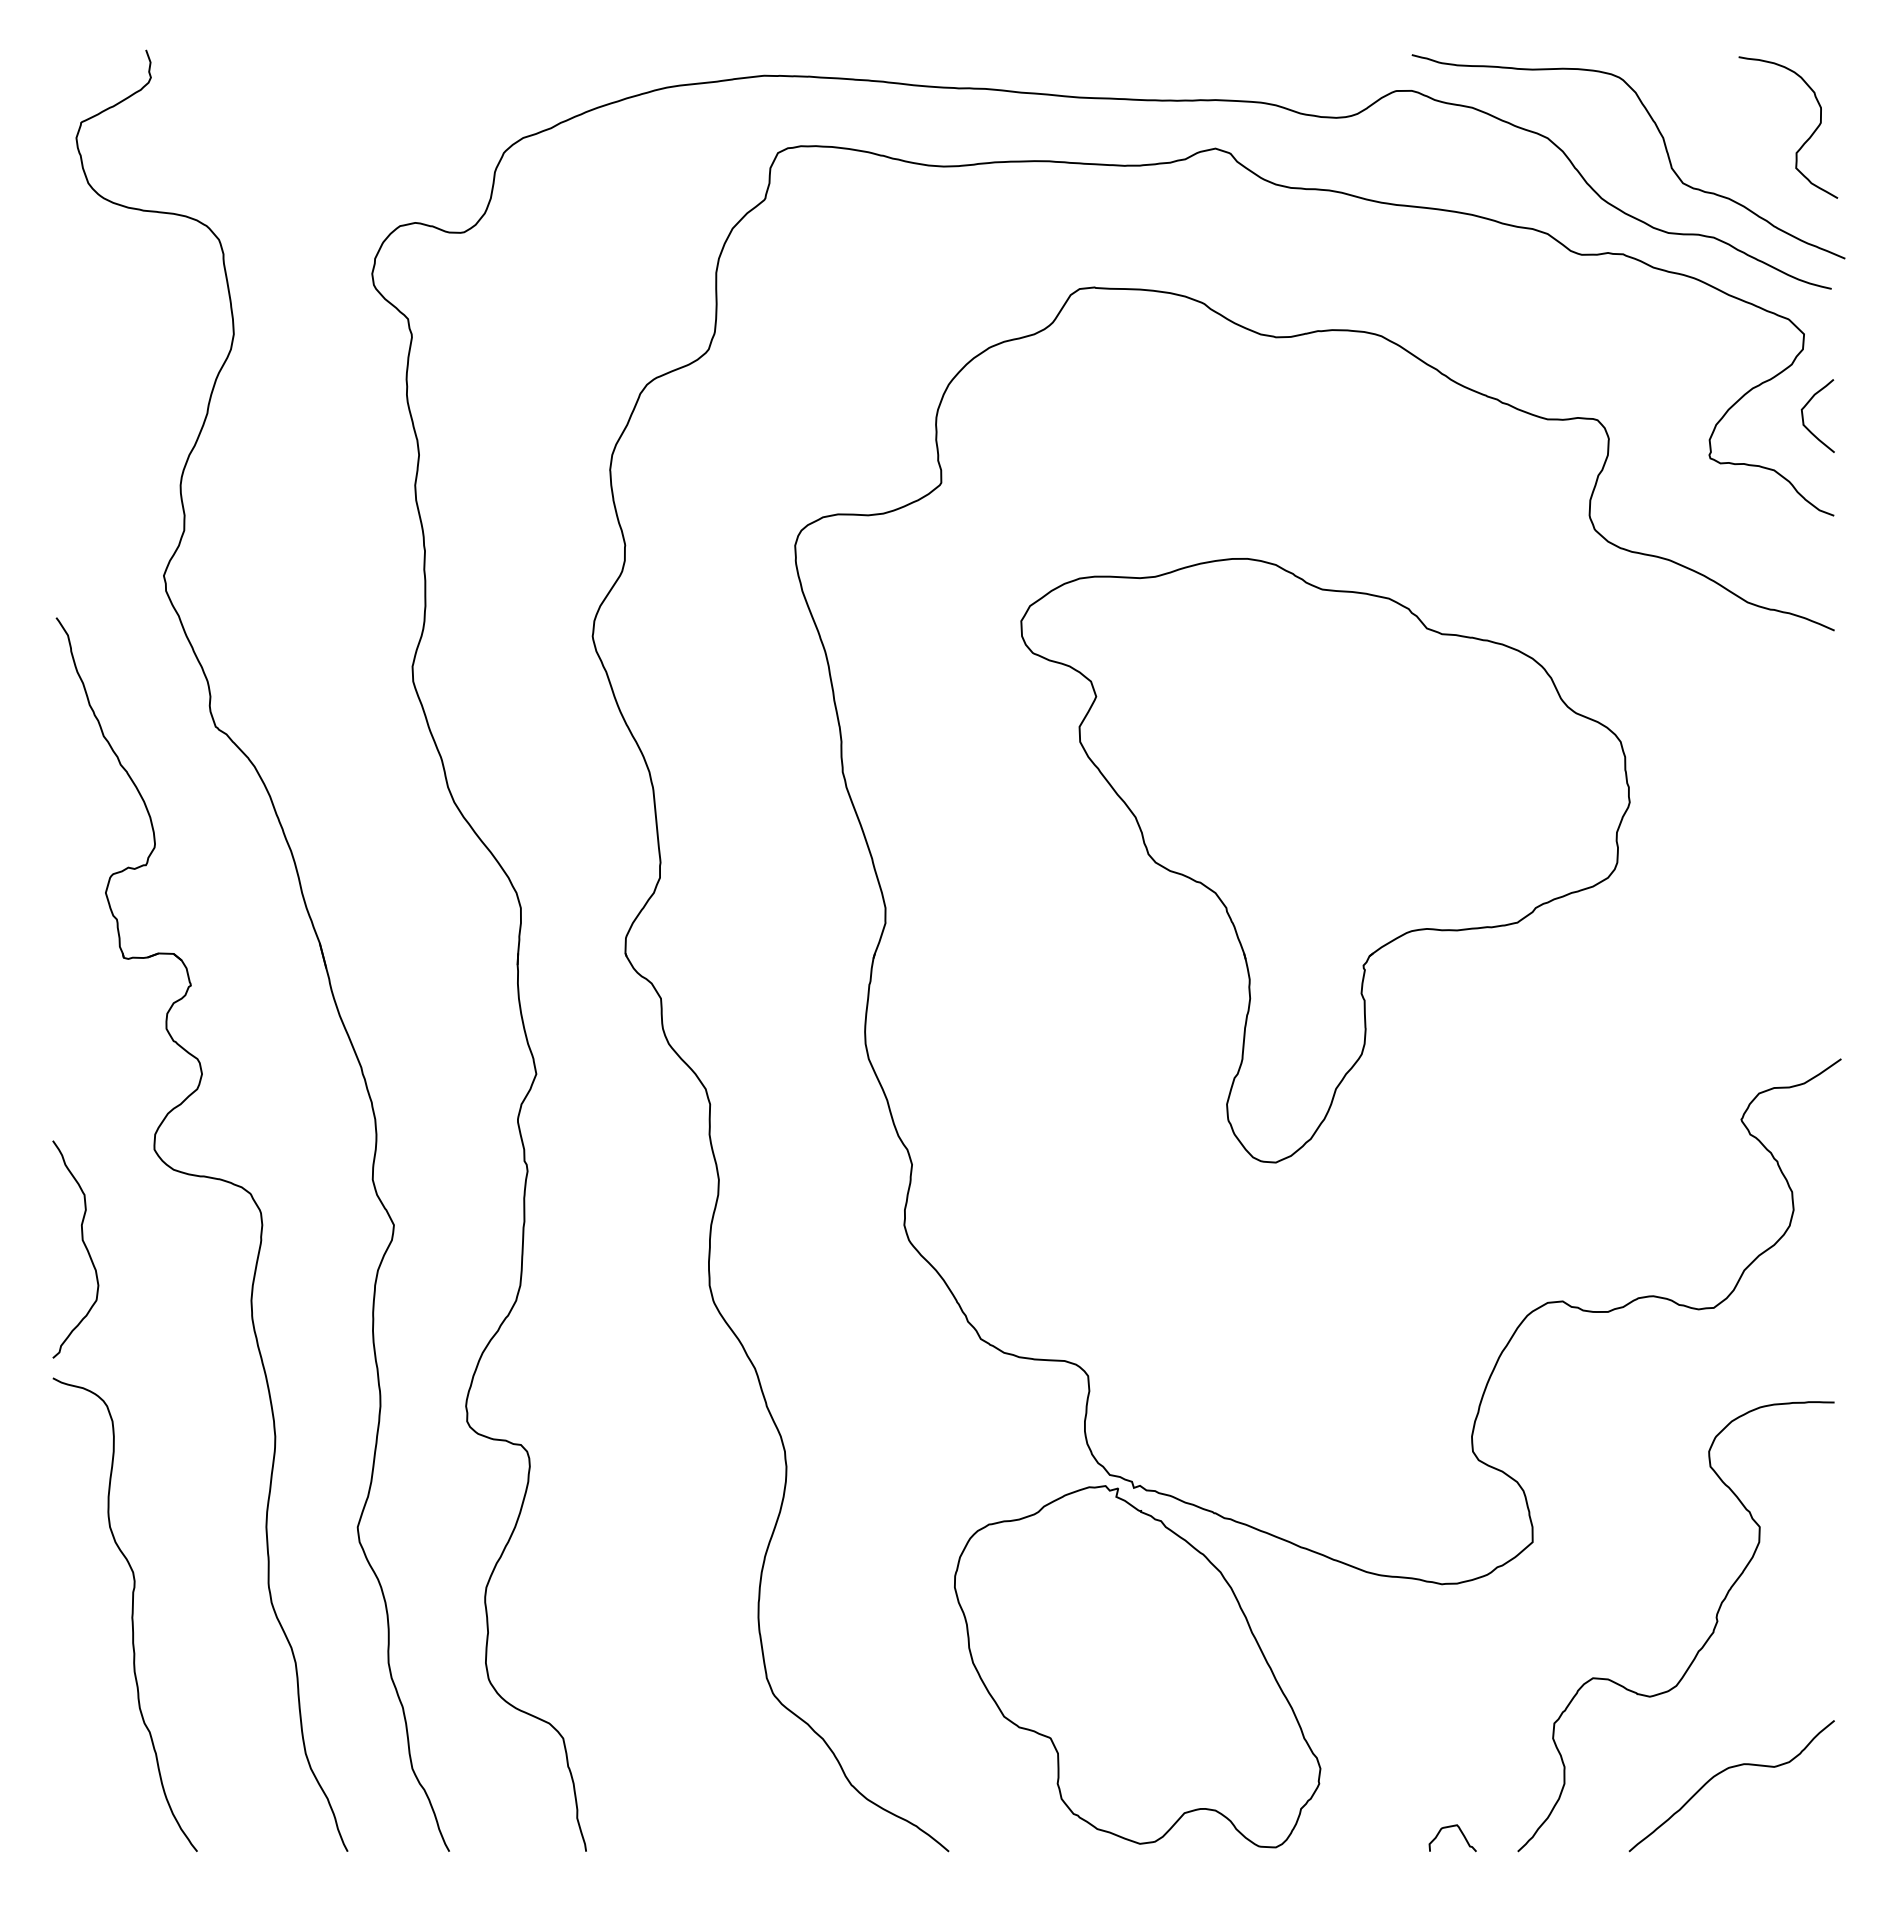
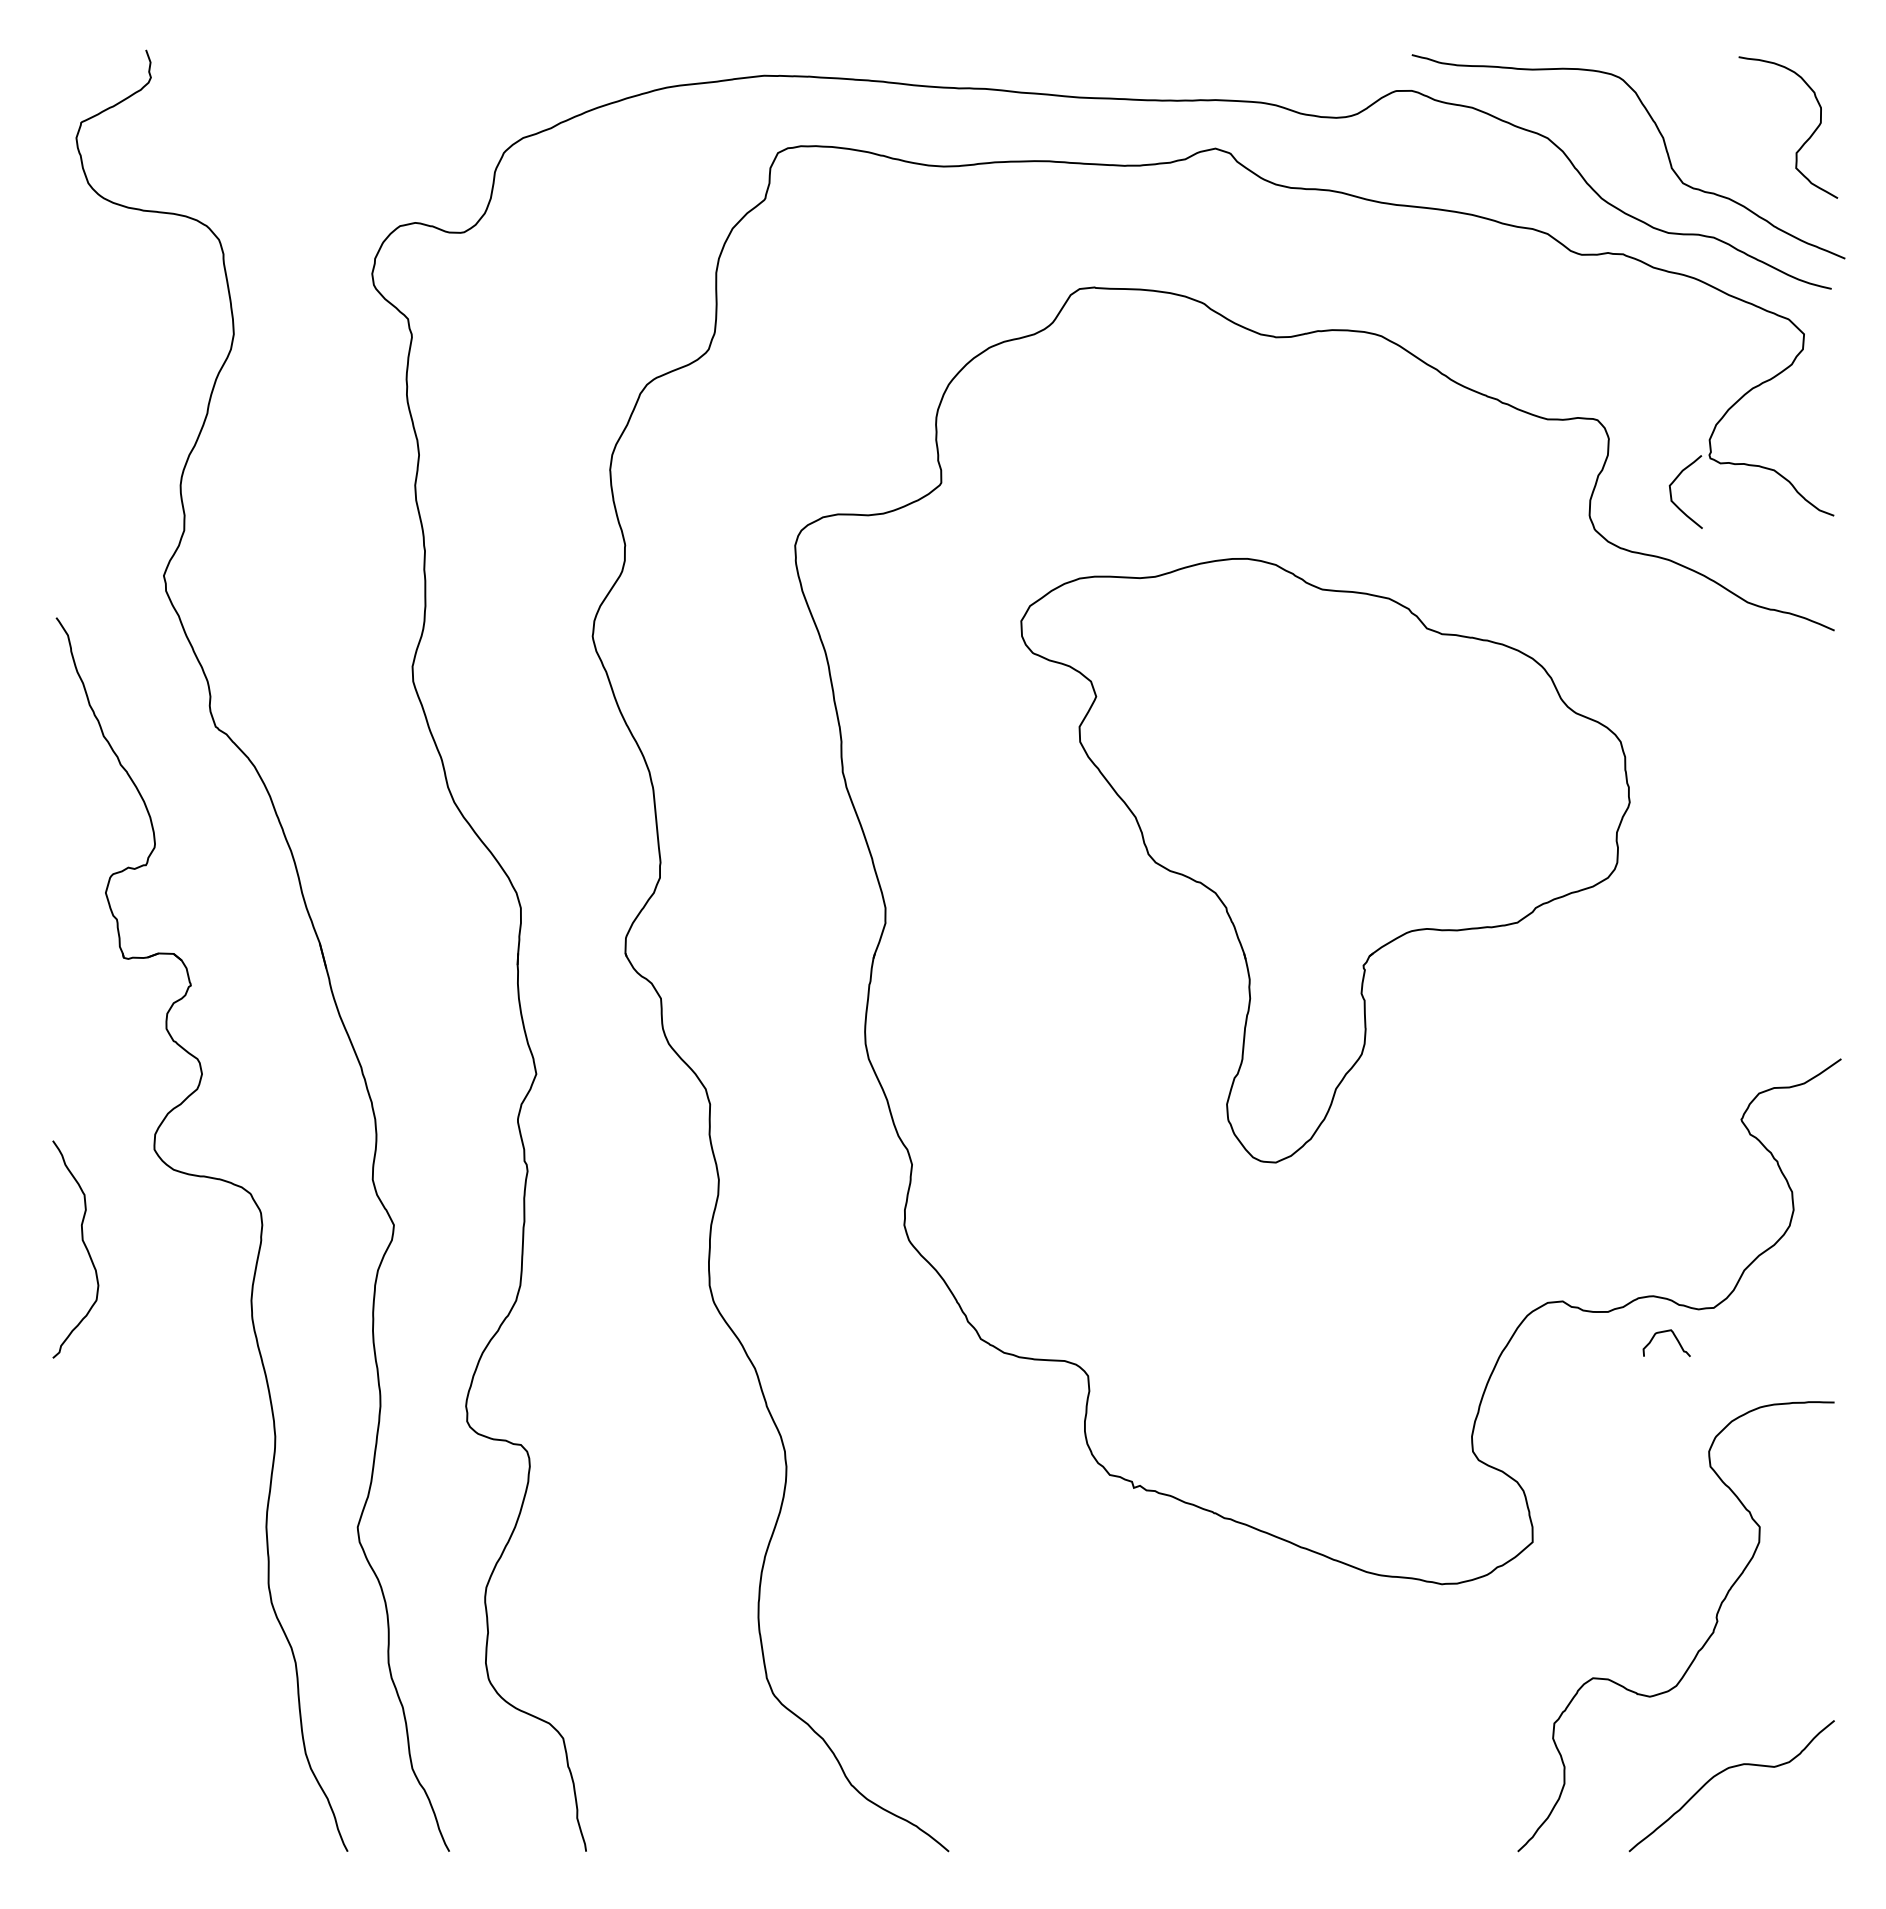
curve position: (1803, 415) -> (1671, 491) (1671, 491)
curve: present -> none (131, 1614)
part: present -> none (1137, 1666)
curve position: (1460, 1832) -> (1674, 1337) (1674, 1337)
